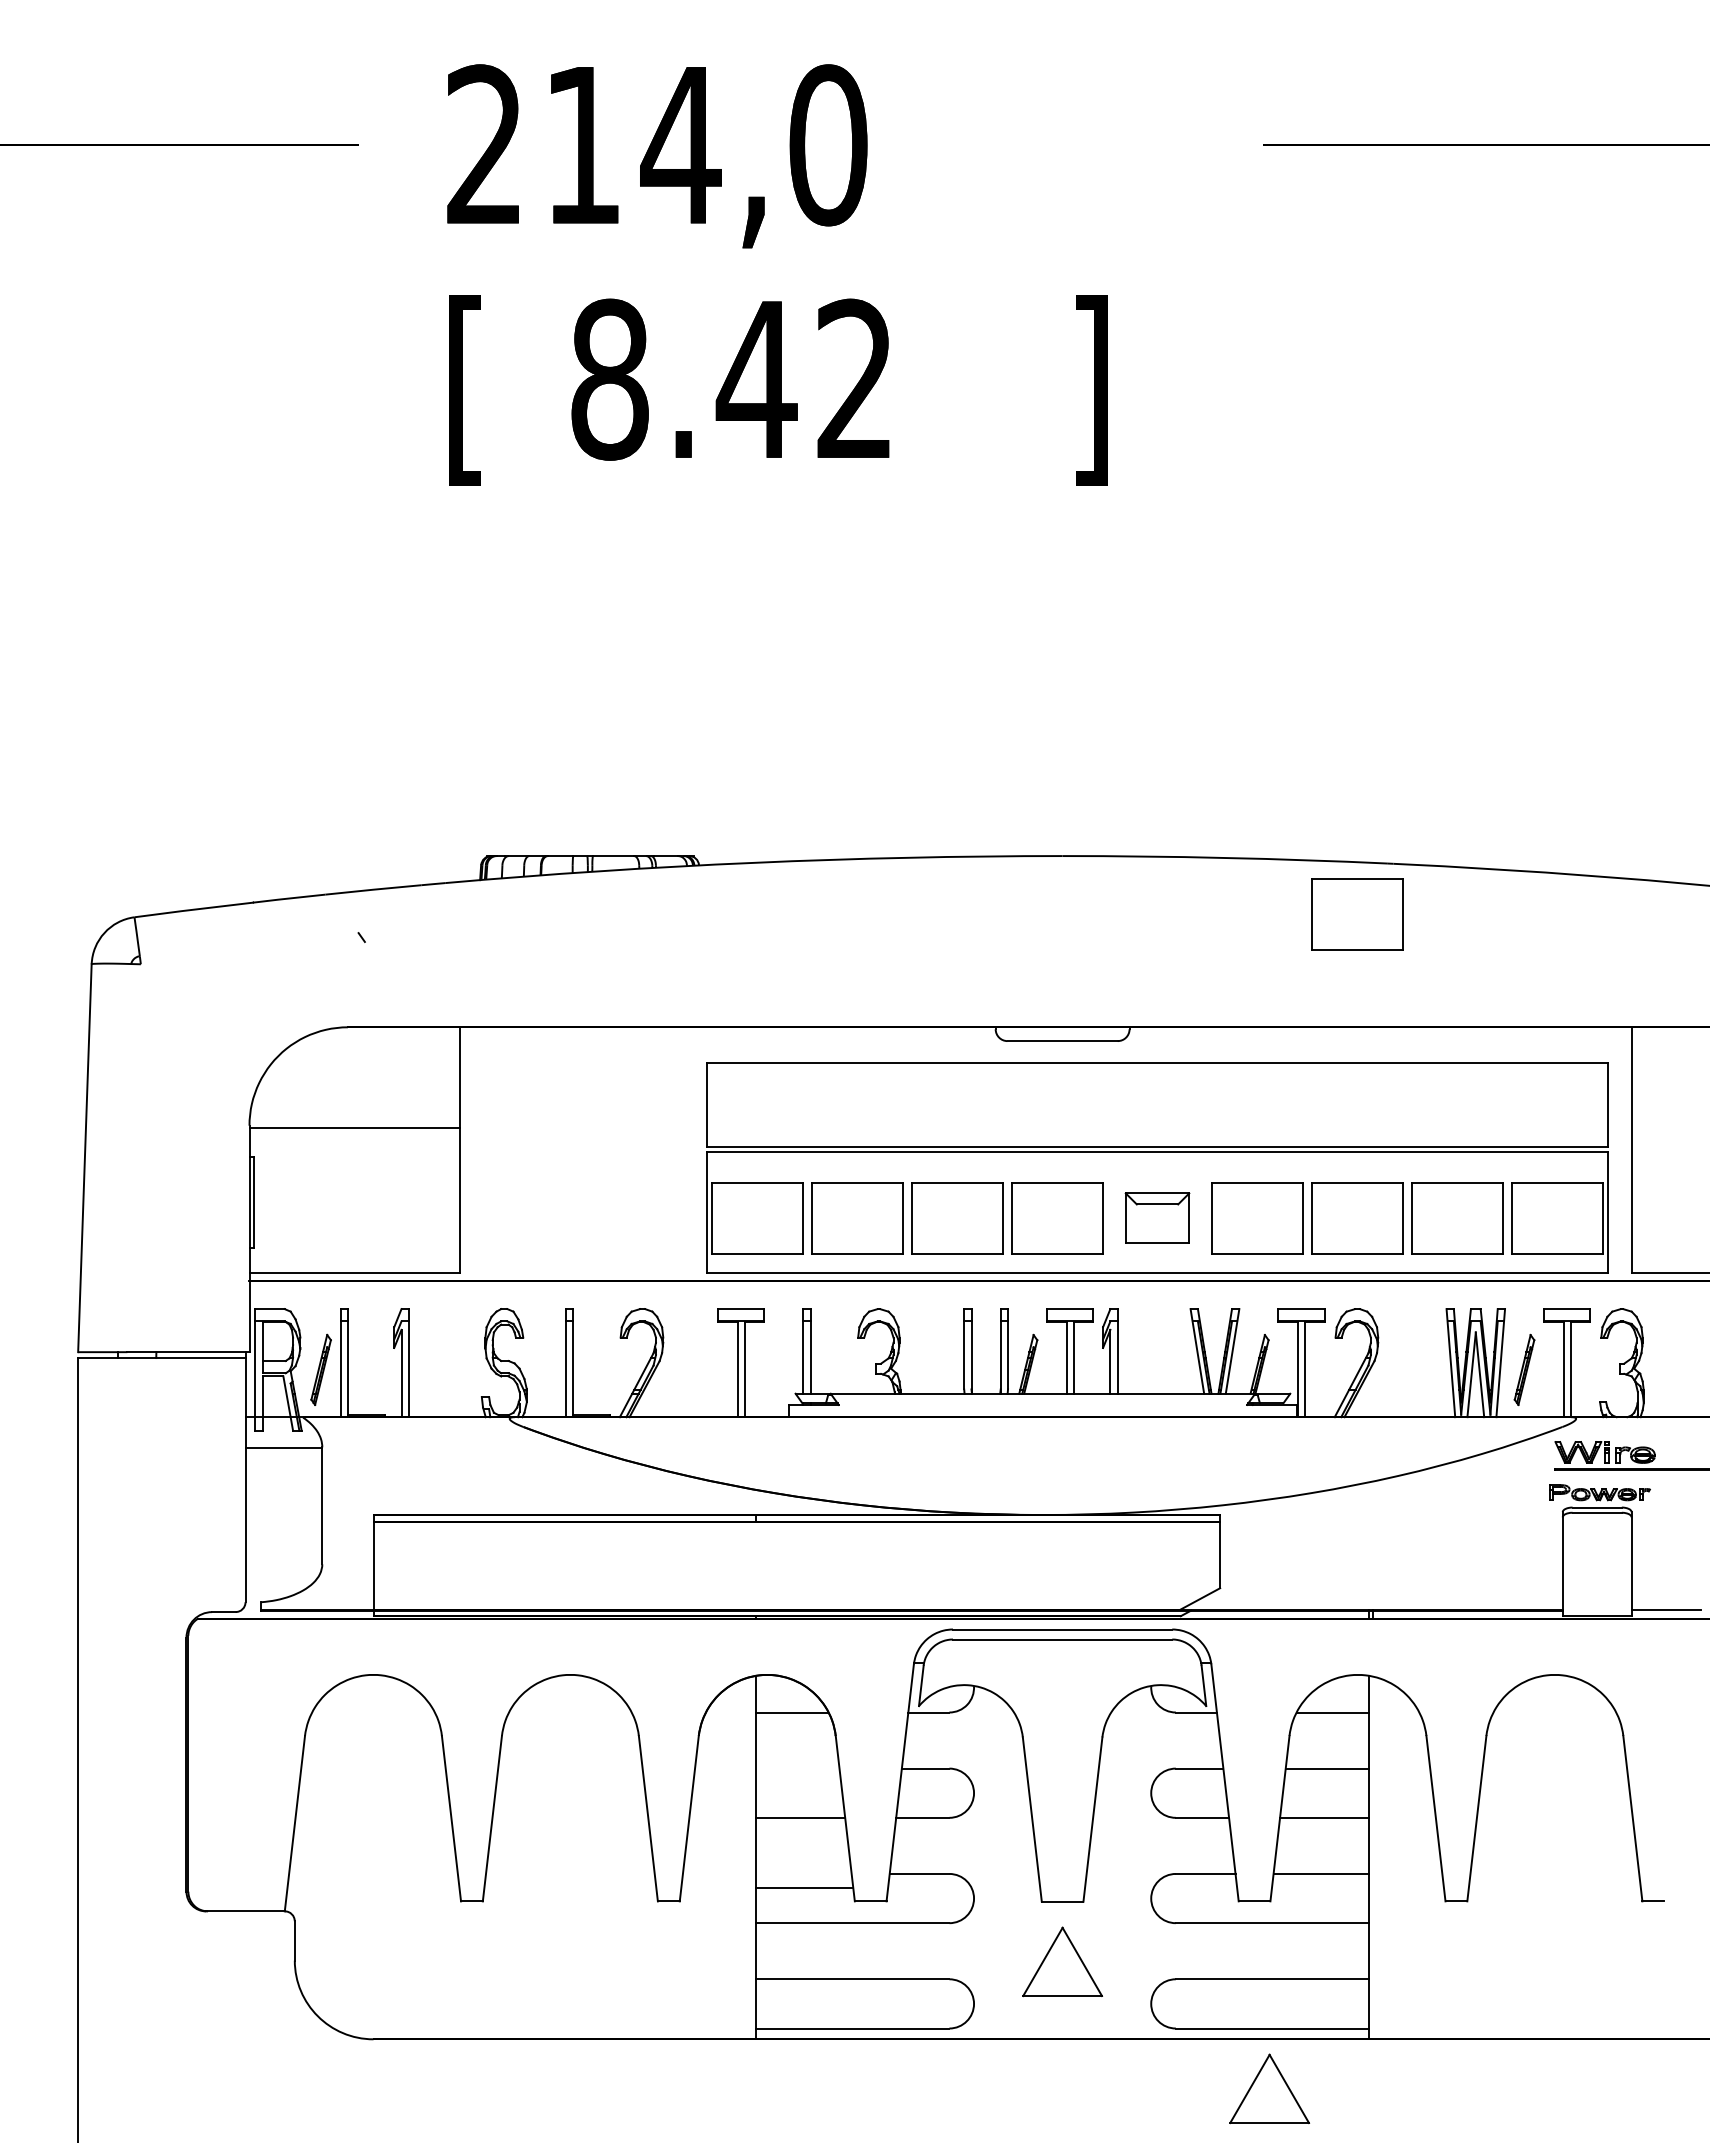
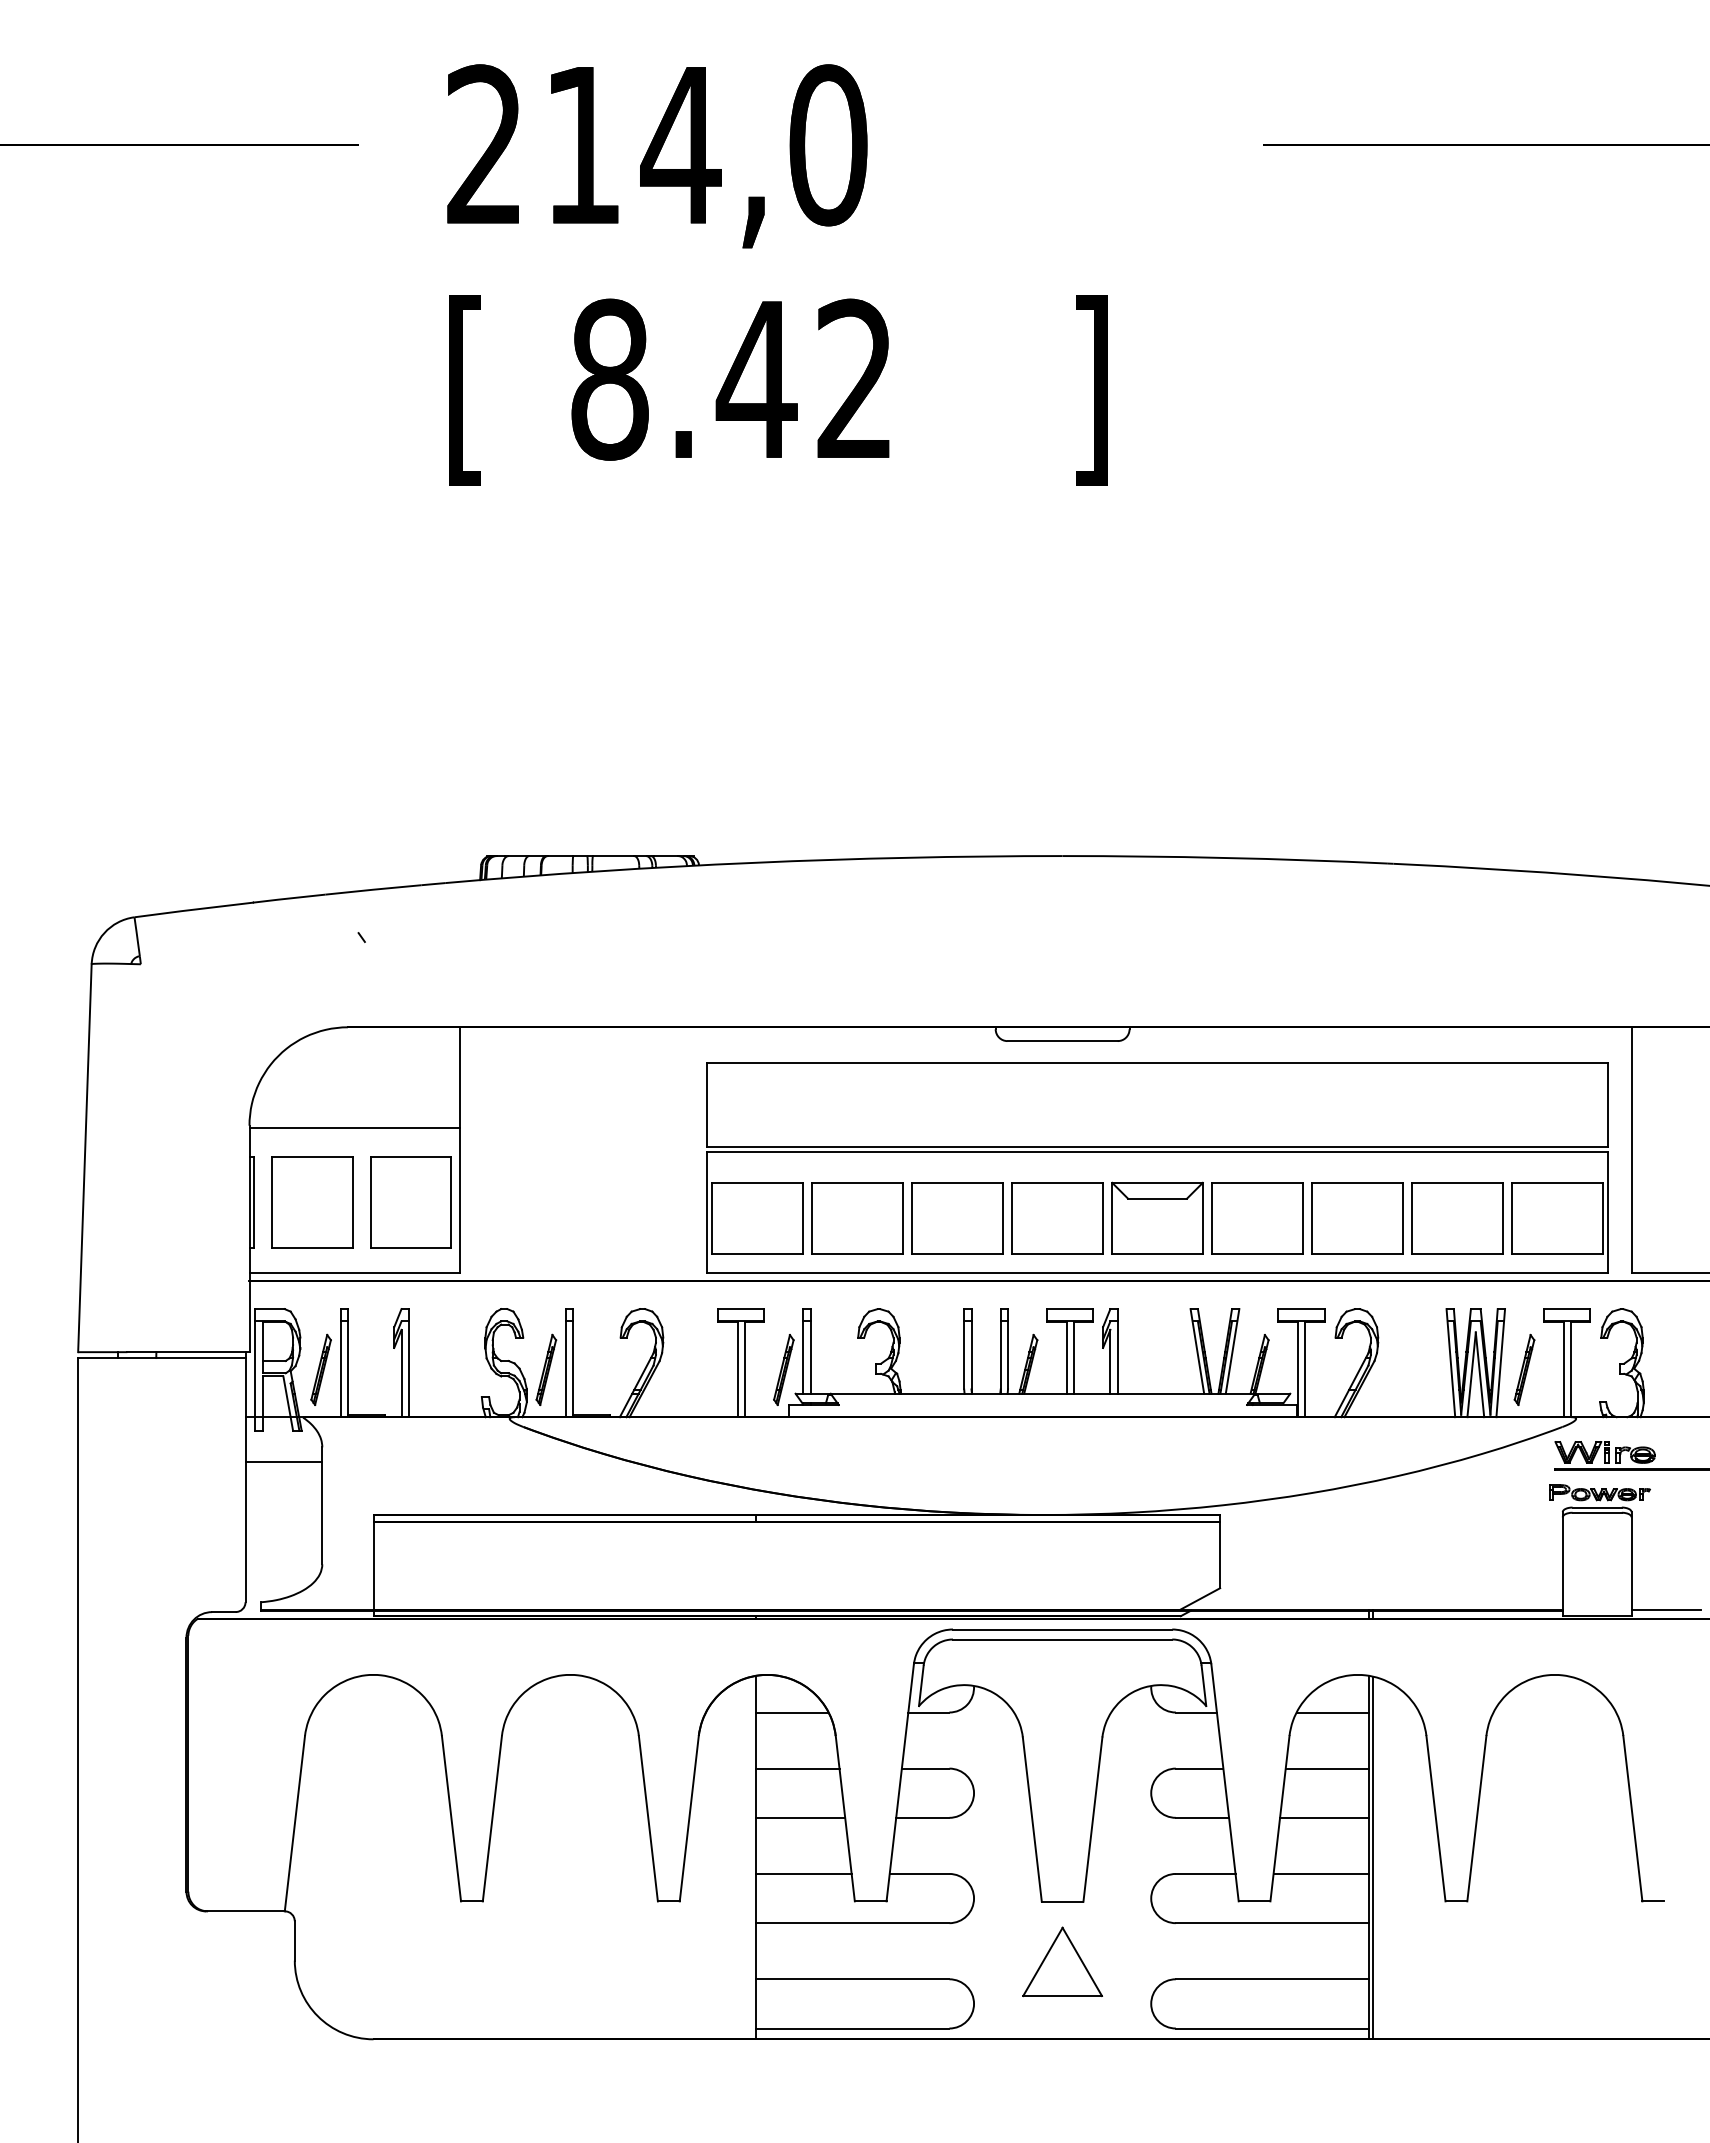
part: present -> none (1357, 914)
part: none -> present (312, 1202)
part: none -> present (410, 1202)
part size: 67x52 px -> 93x74 px (1157, 1217)
part: none -> present (546, 1369)
part: none -> present (783, 1369)
line position: (283, 1448) -> (283, 1462) (283, 1462)
line: none -> present (797, 1768)
line: none -> present (1372, 1857)
line position: (803, 1887) -> (803, 1873) (803, 1873)
part: present -> none (1269, 2088)
